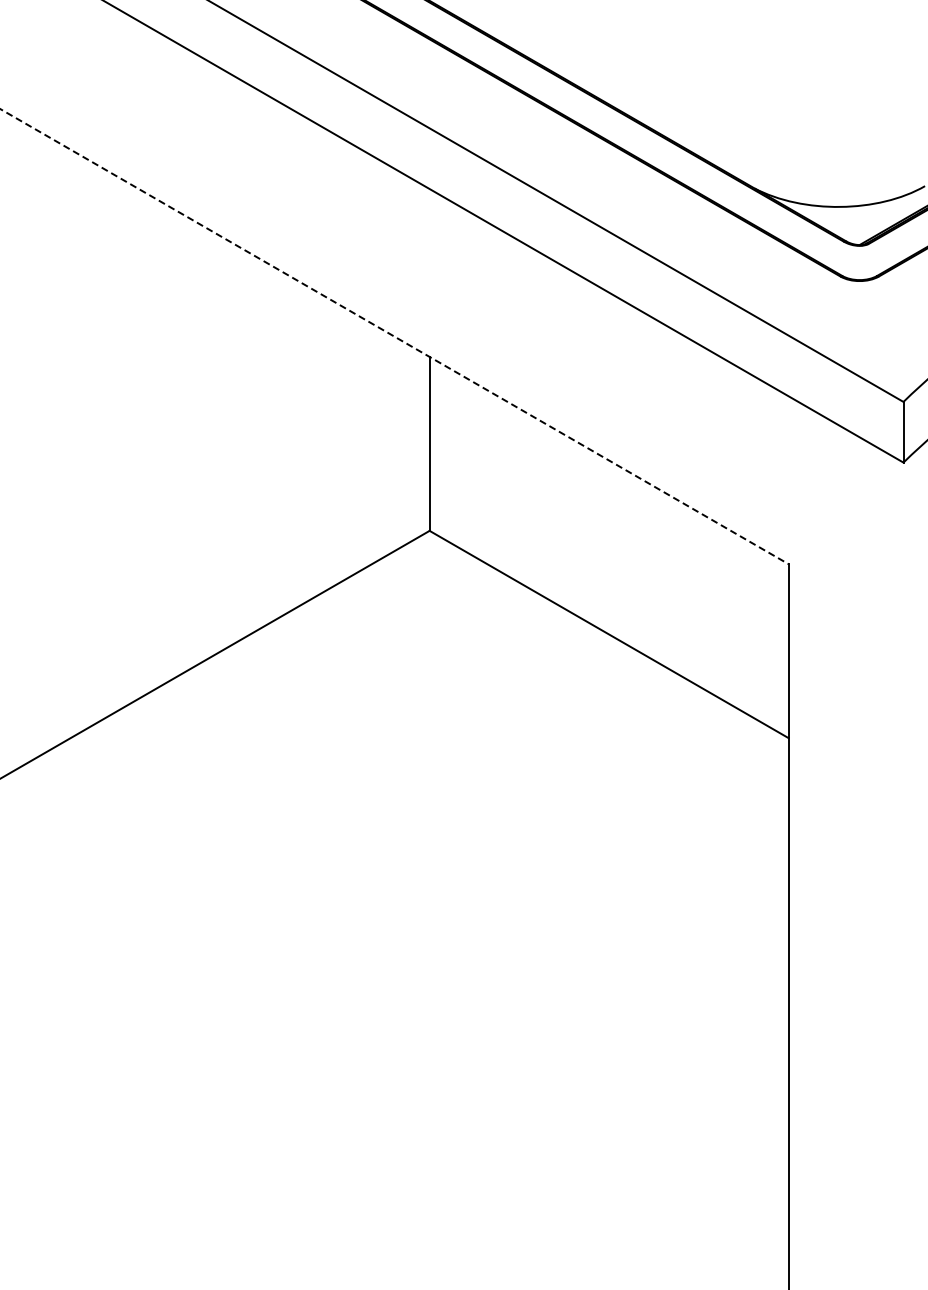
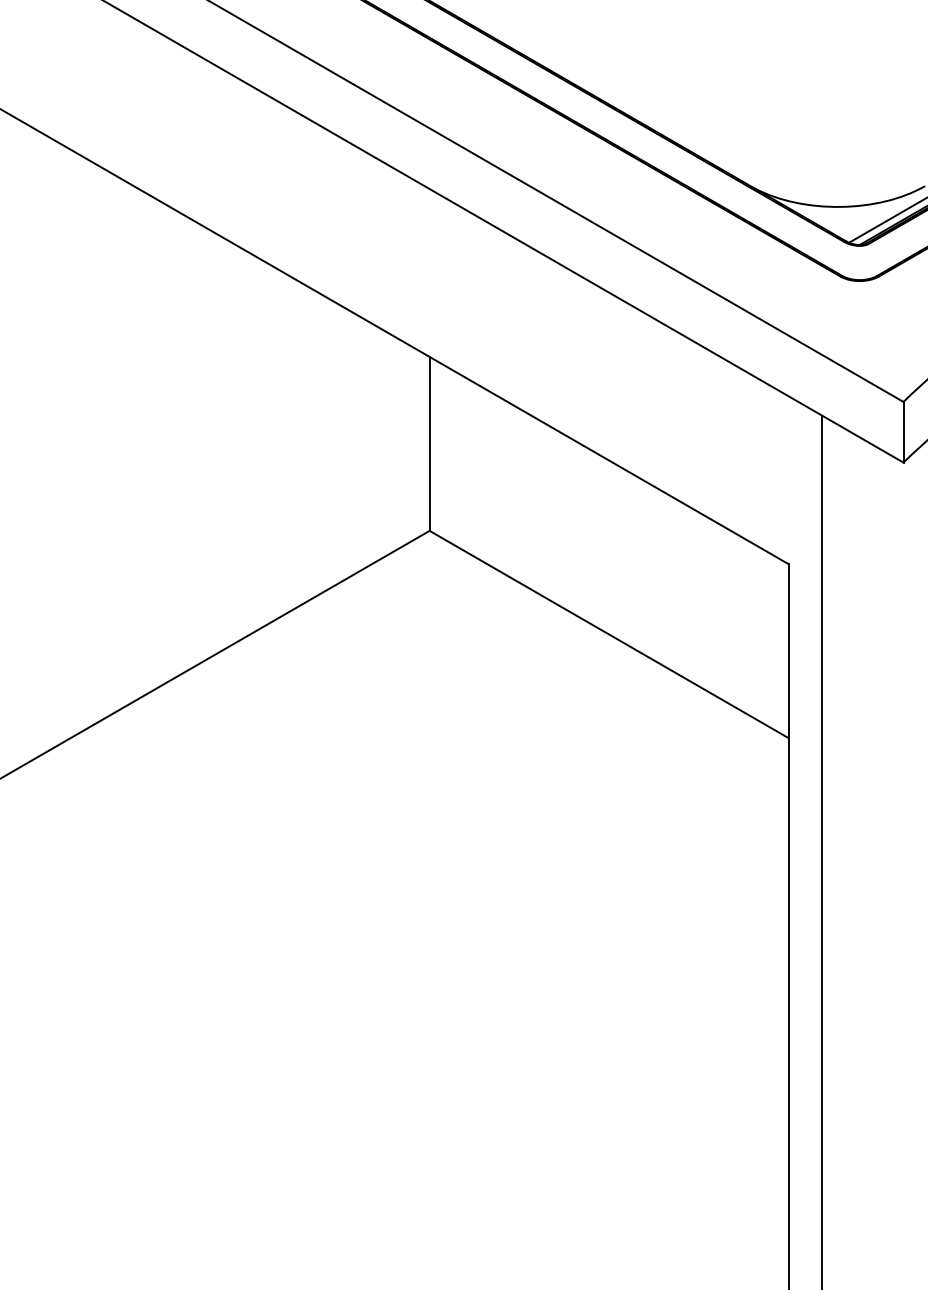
line: none -> present (886, 220)
line: dashed -> solid (394, 336)
line: none -> present (822, 850)
